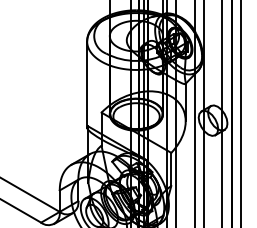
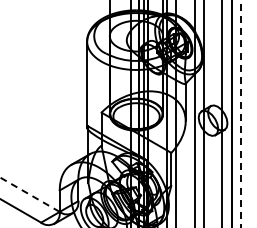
line: solid -> dashed (240, 113)
line: solid -> dashed (29, 194)
